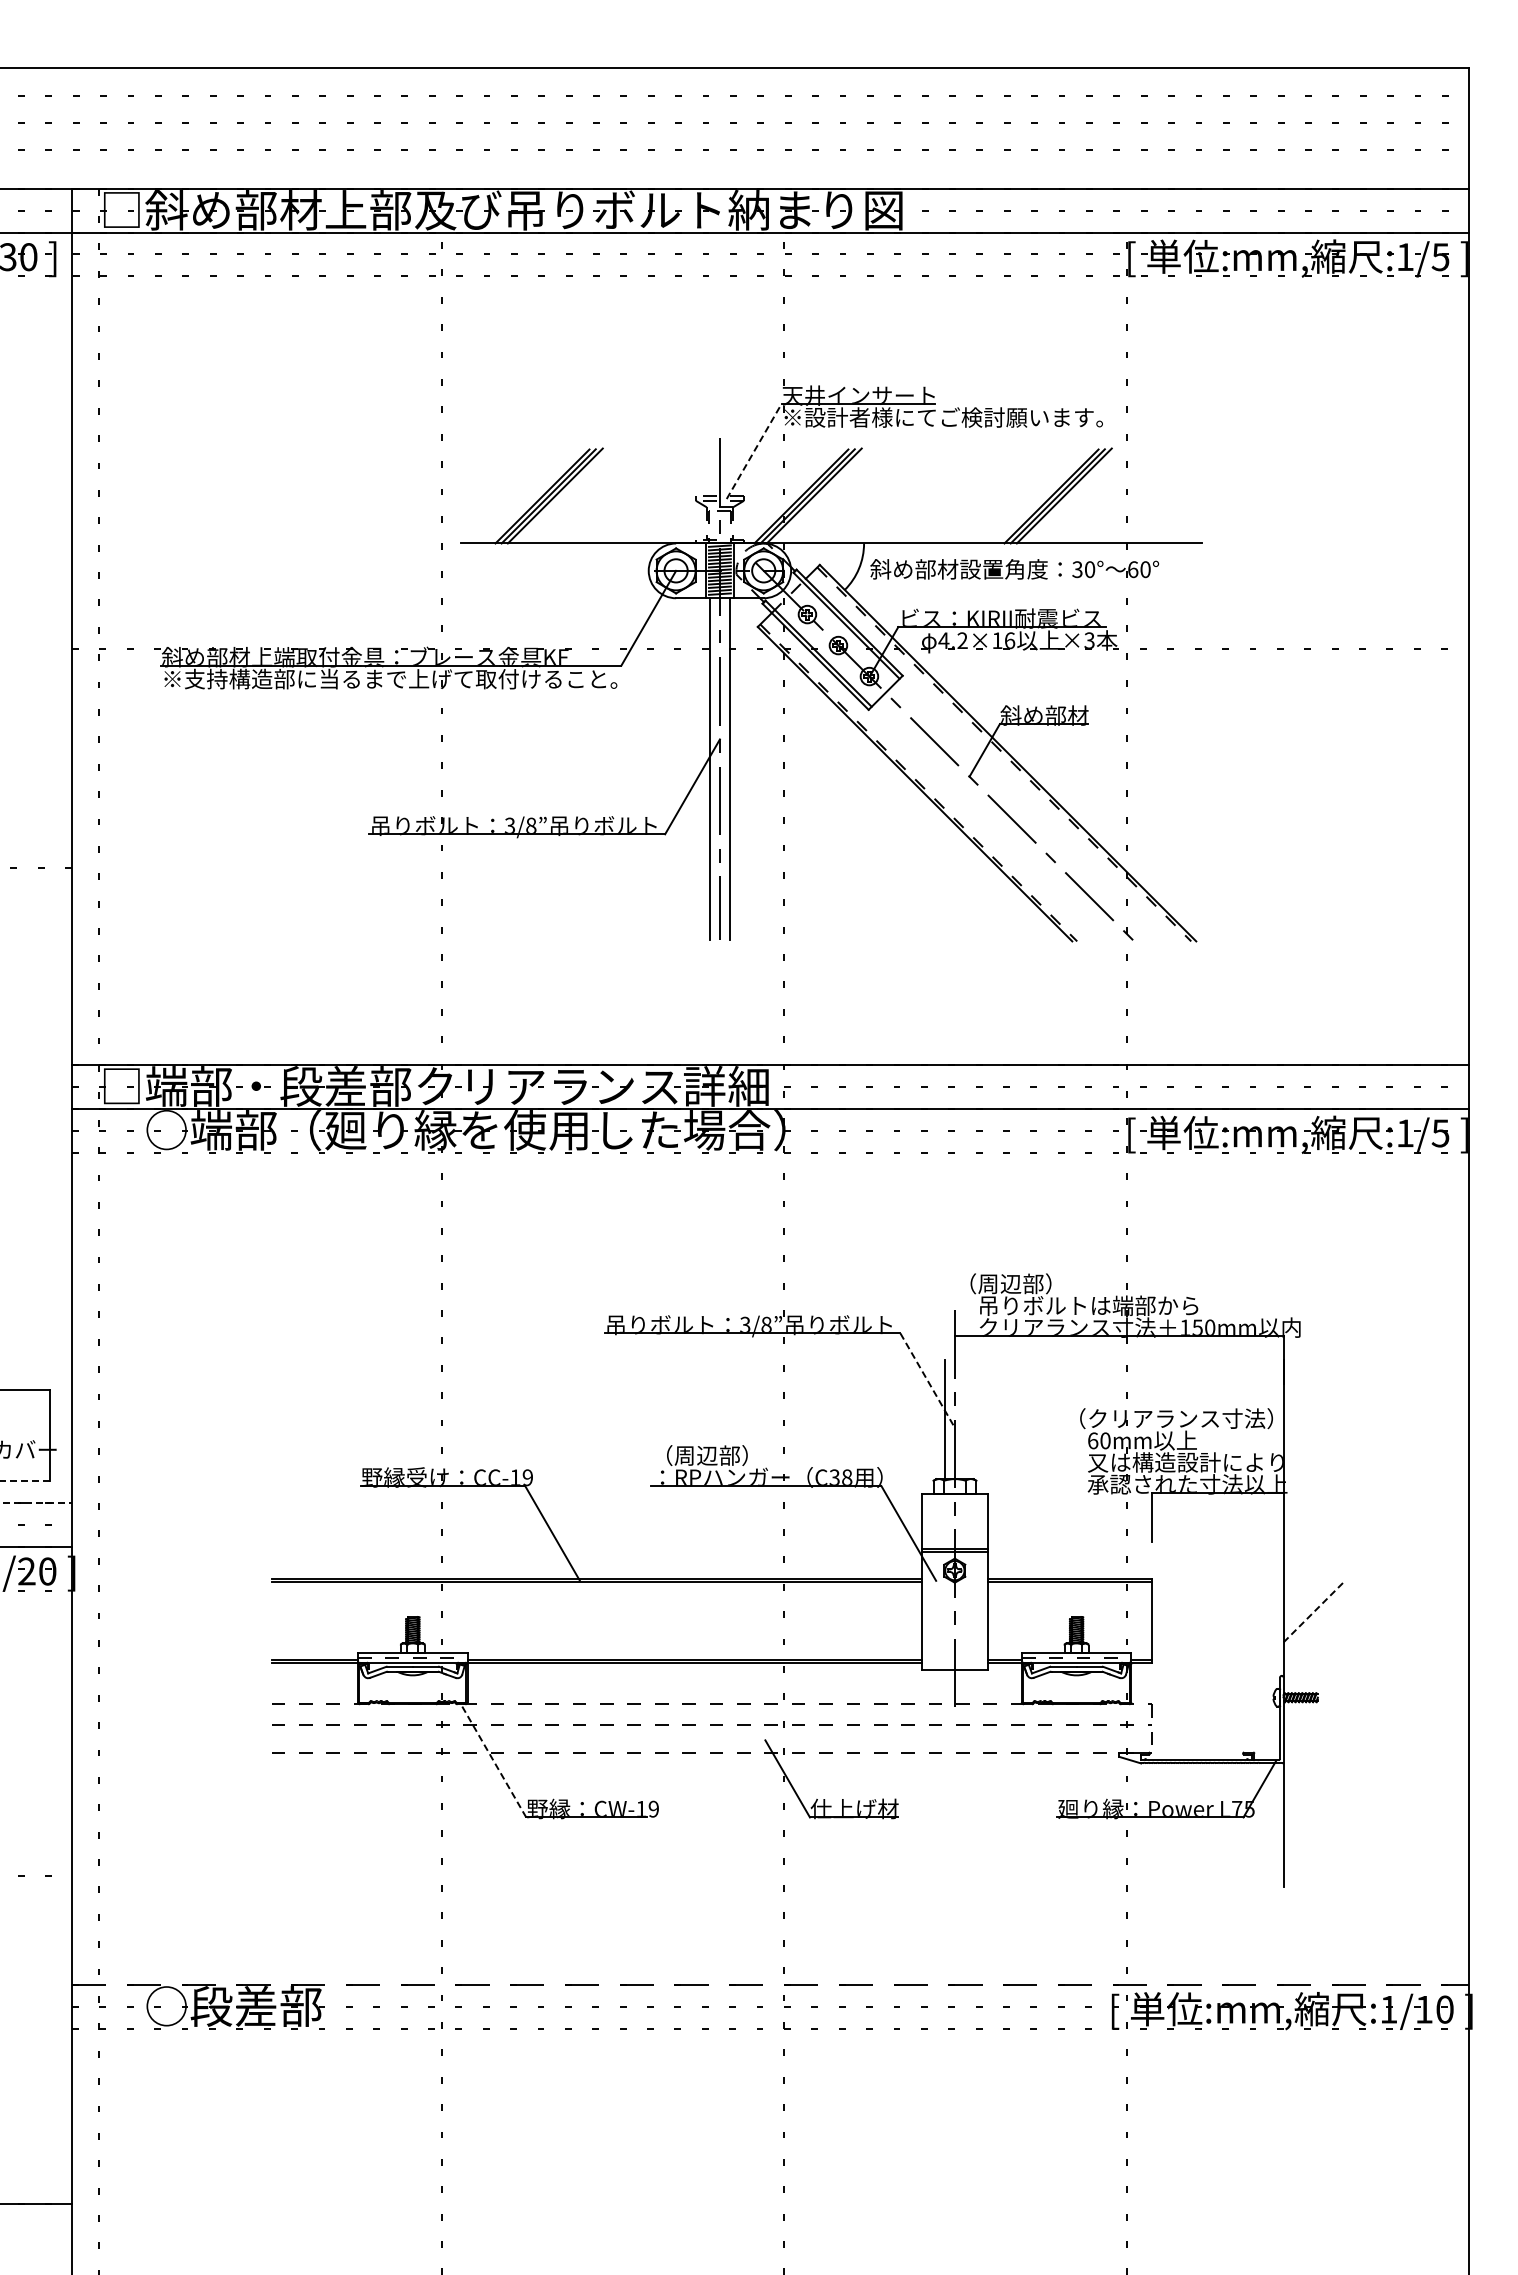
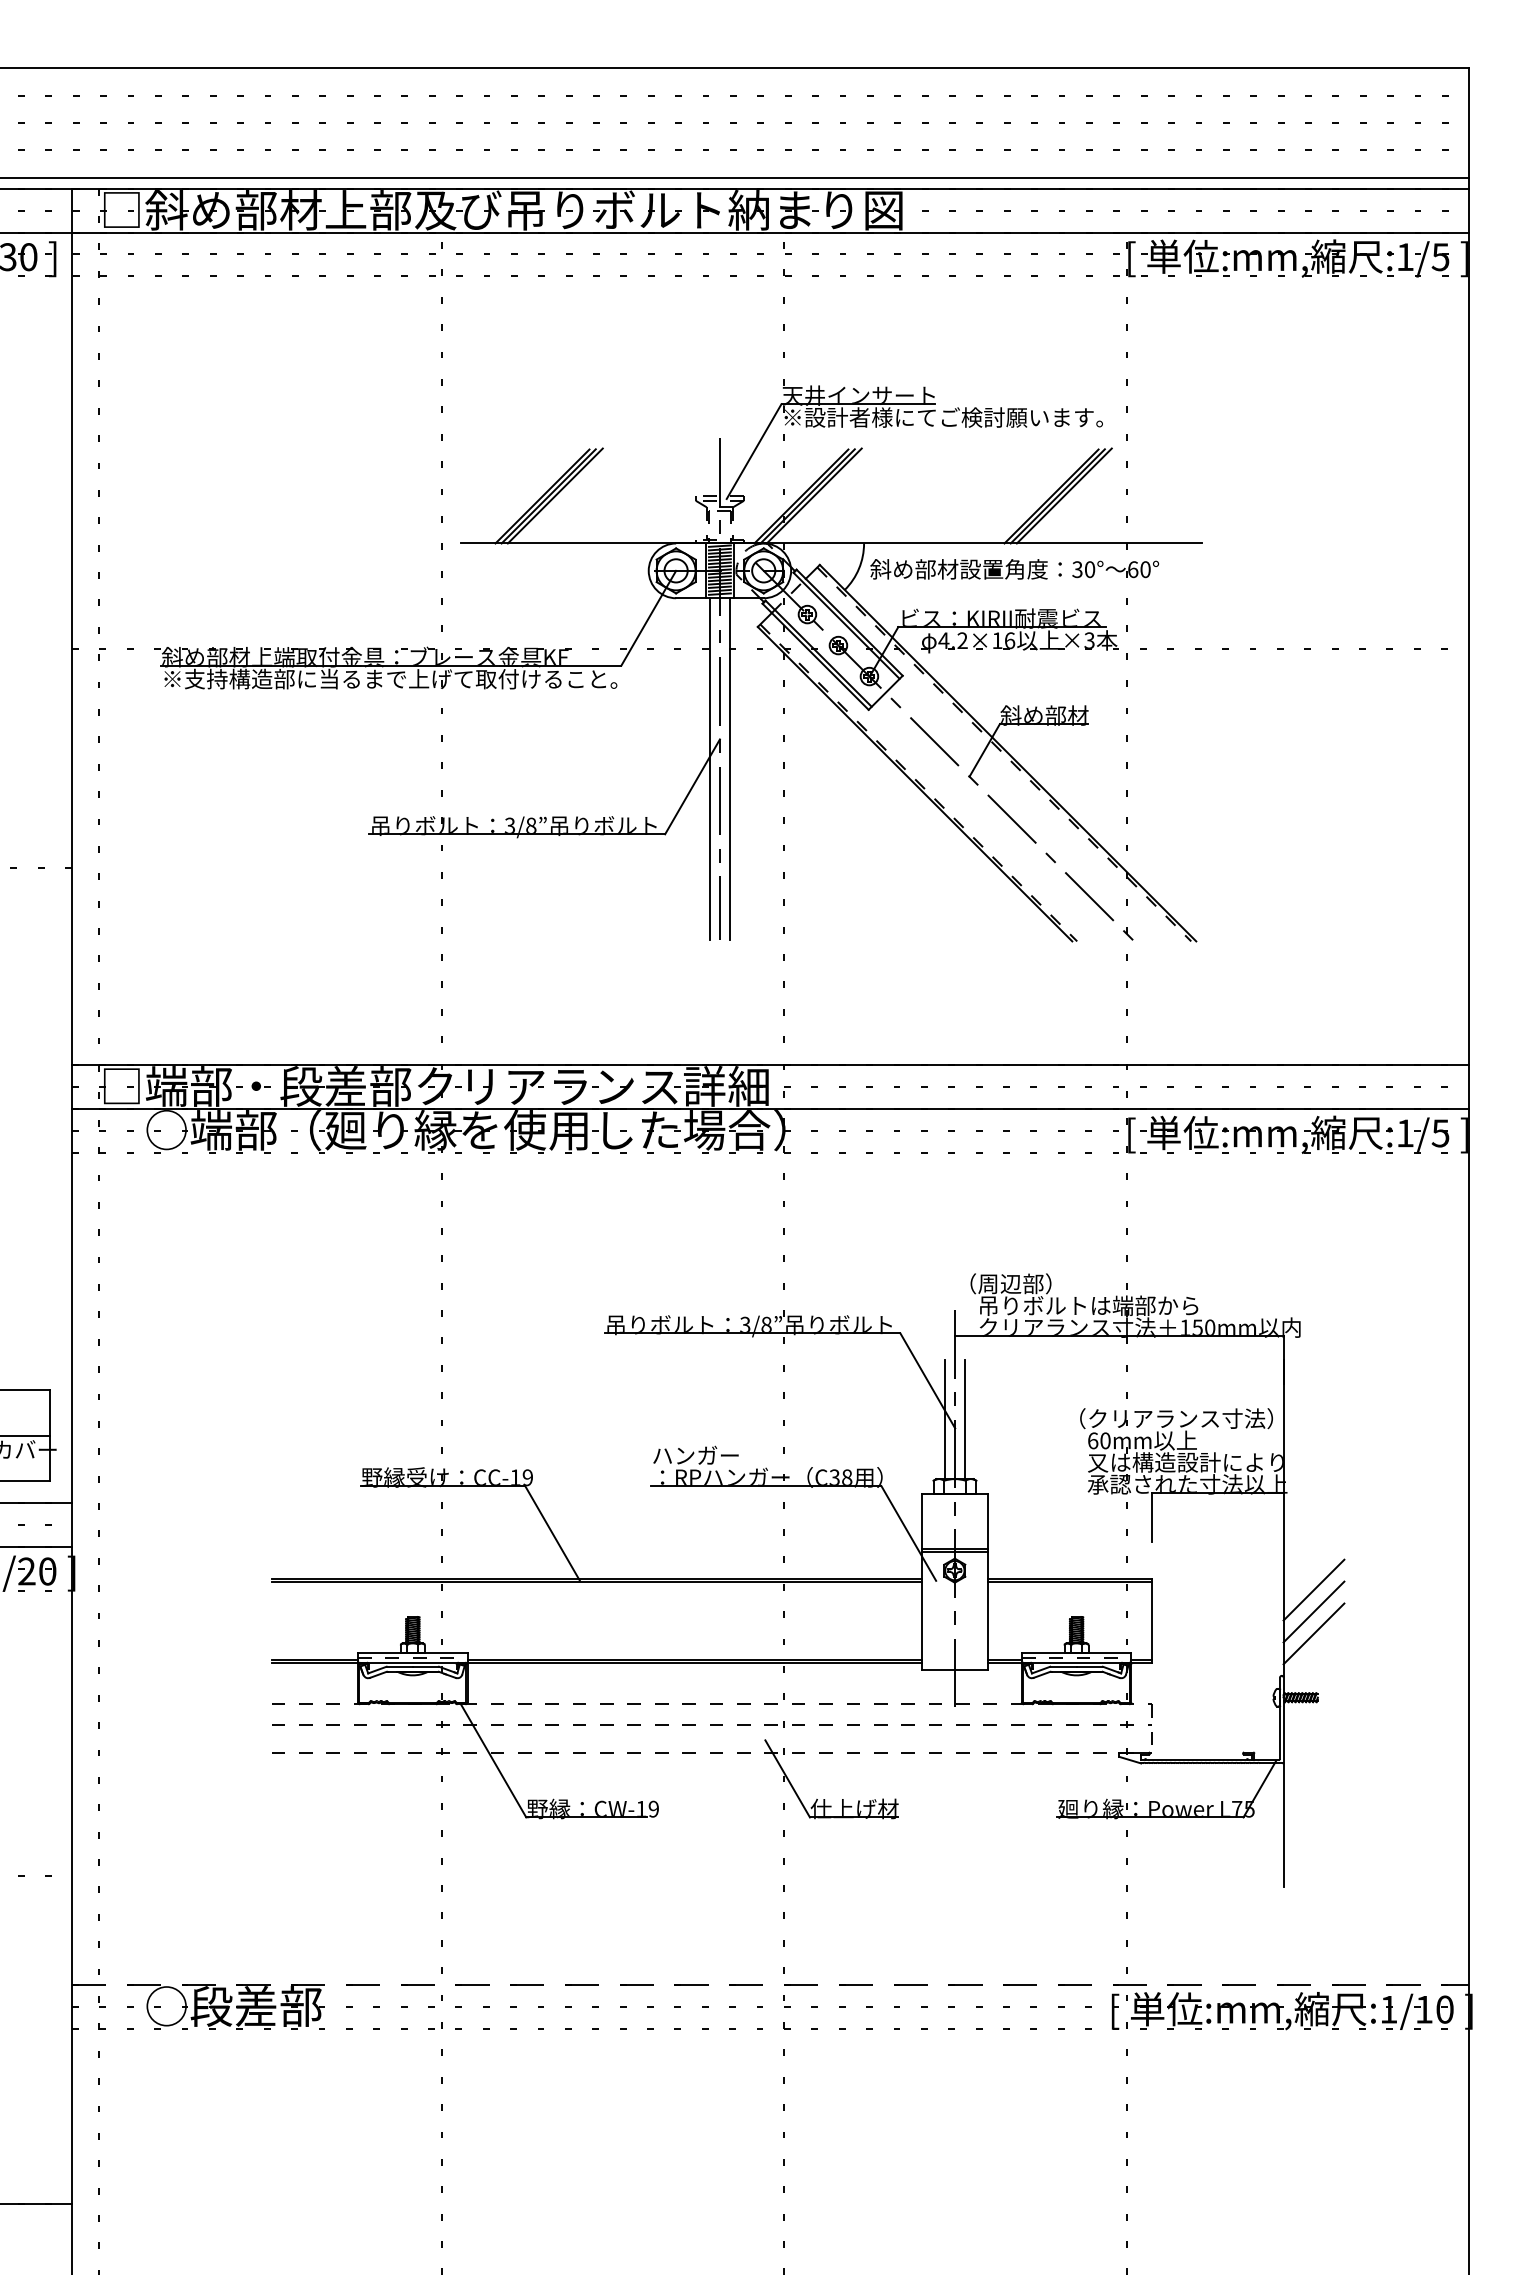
line: none -> present (735, 177)
line: dashed -> solid (754, 451)
line: dashed -> solid (927, 1380)
line: none -> present (964, 1419)
line: none -> present (26, 1435)
text: （周辺部） -> ハンガー (700, 1455)
line: dashed -> solid (25, 1481)
line: dashed -> solid (36, 1503)
line: none -> present (1313, 1589)
line: dashed -> solid (1313, 1612)
line: none -> present (1313, 1633)
line: dashed -> solid (493, 1760)
